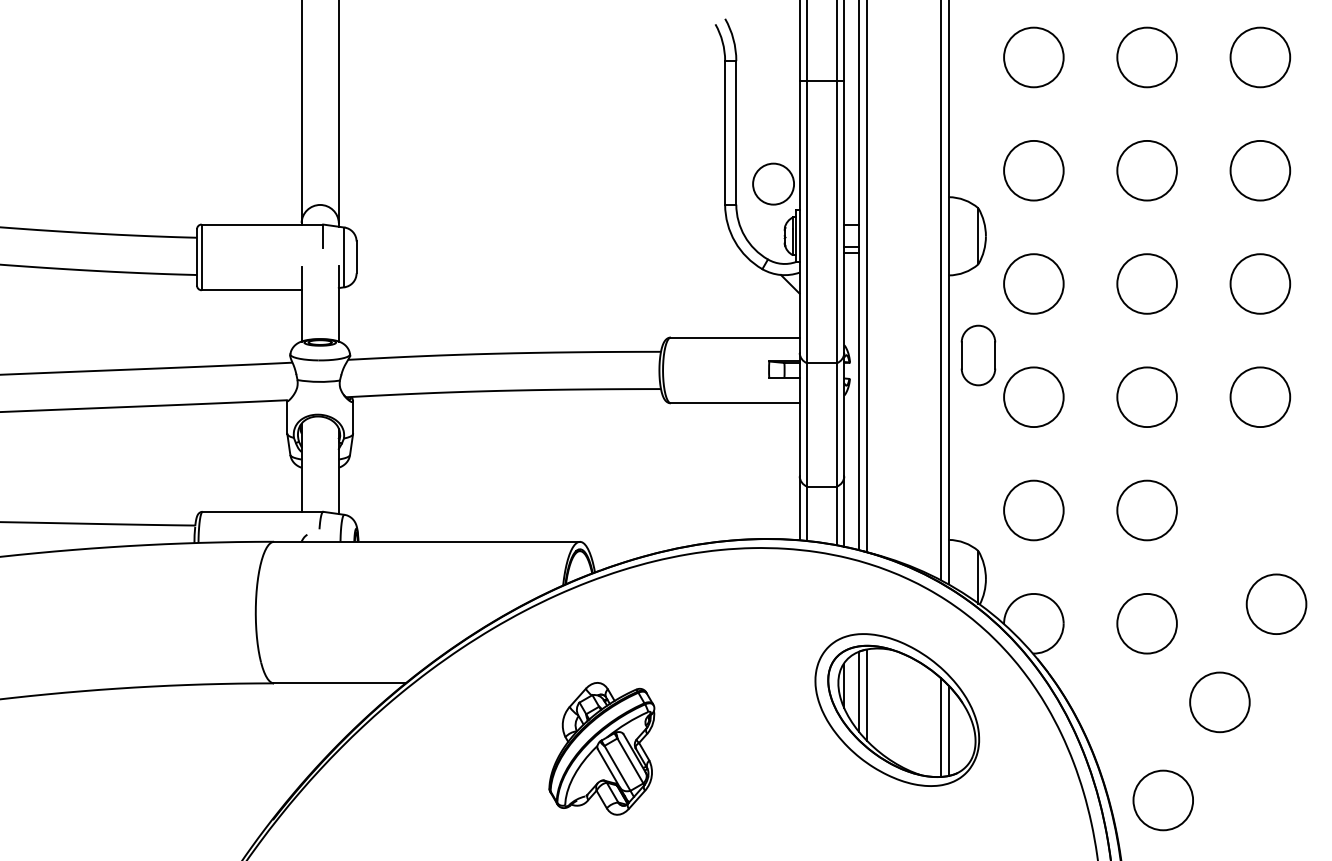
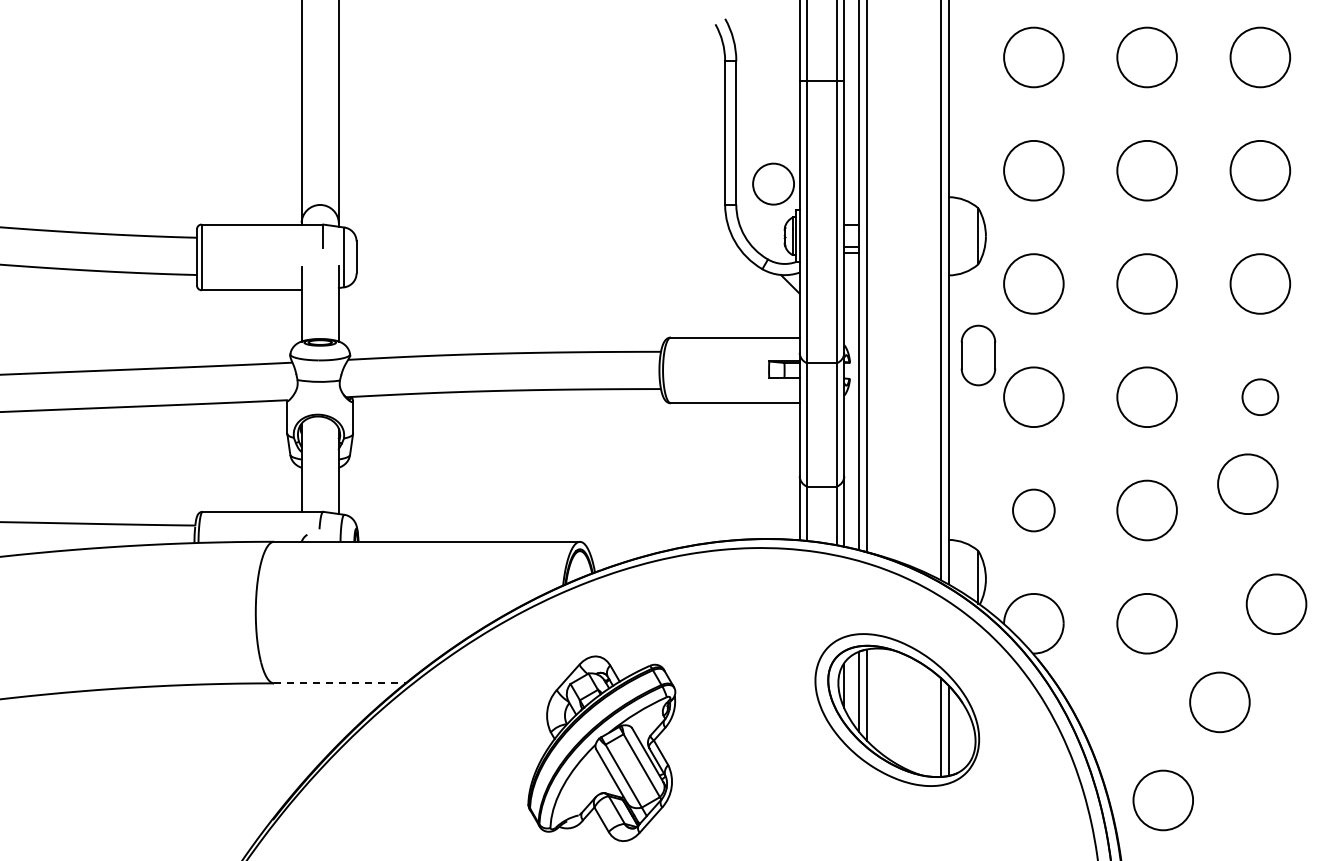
circle diameter: 60 px -> 36 px (1260, 397)
circle: none -> present (1247, 483)
circle diameter: 60 px -> 42 px (1033, 510)
line: solid -> dashed (340, 683)
part size: 108x134 px -> 150x187 px (601, 748)
